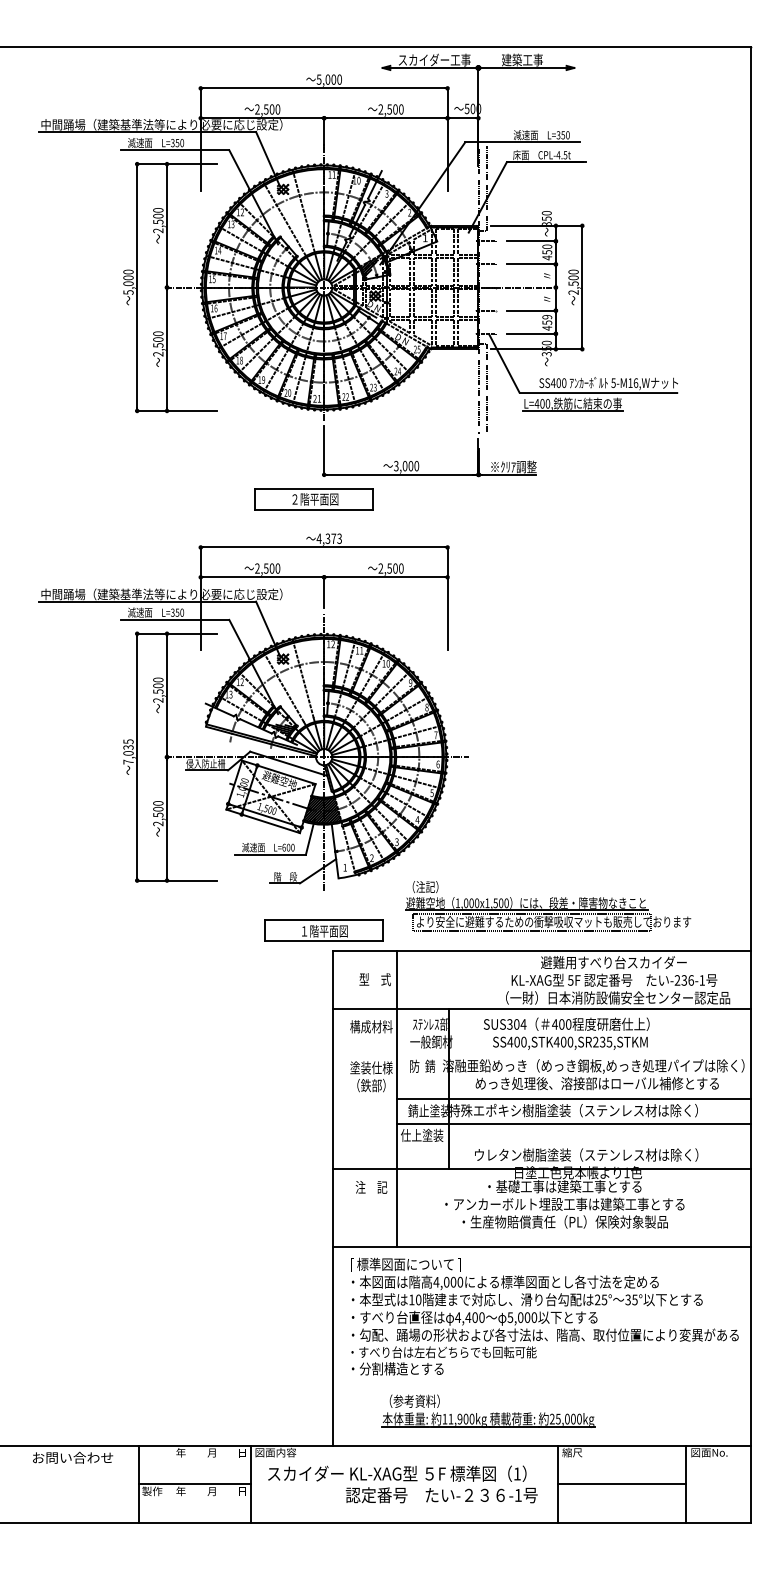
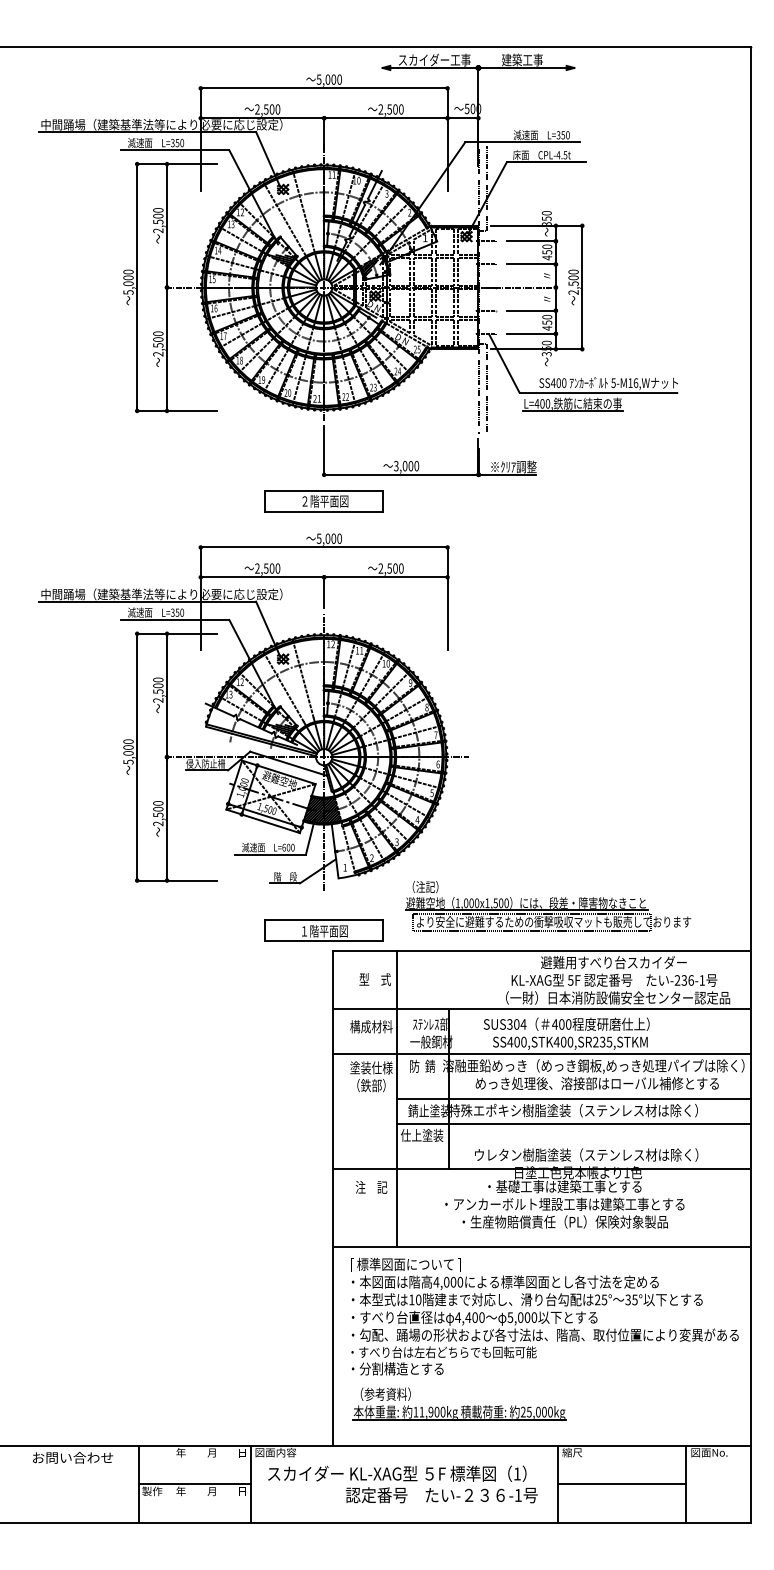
hatch: none -> present (466, 236)
hatch: none -> present (281, 252)
text: 459 -> 450 (547, 317)
part position: (313, 499) -> (323, 501) (323, 501)
text: 4,373 -> 5,000 (328, 538)
text: 7,035 -> 5,000 (128, 751)
line: none -> present (541, 1053)
part position: (488, 1410) -> (459, 1403) (459, 1403)
